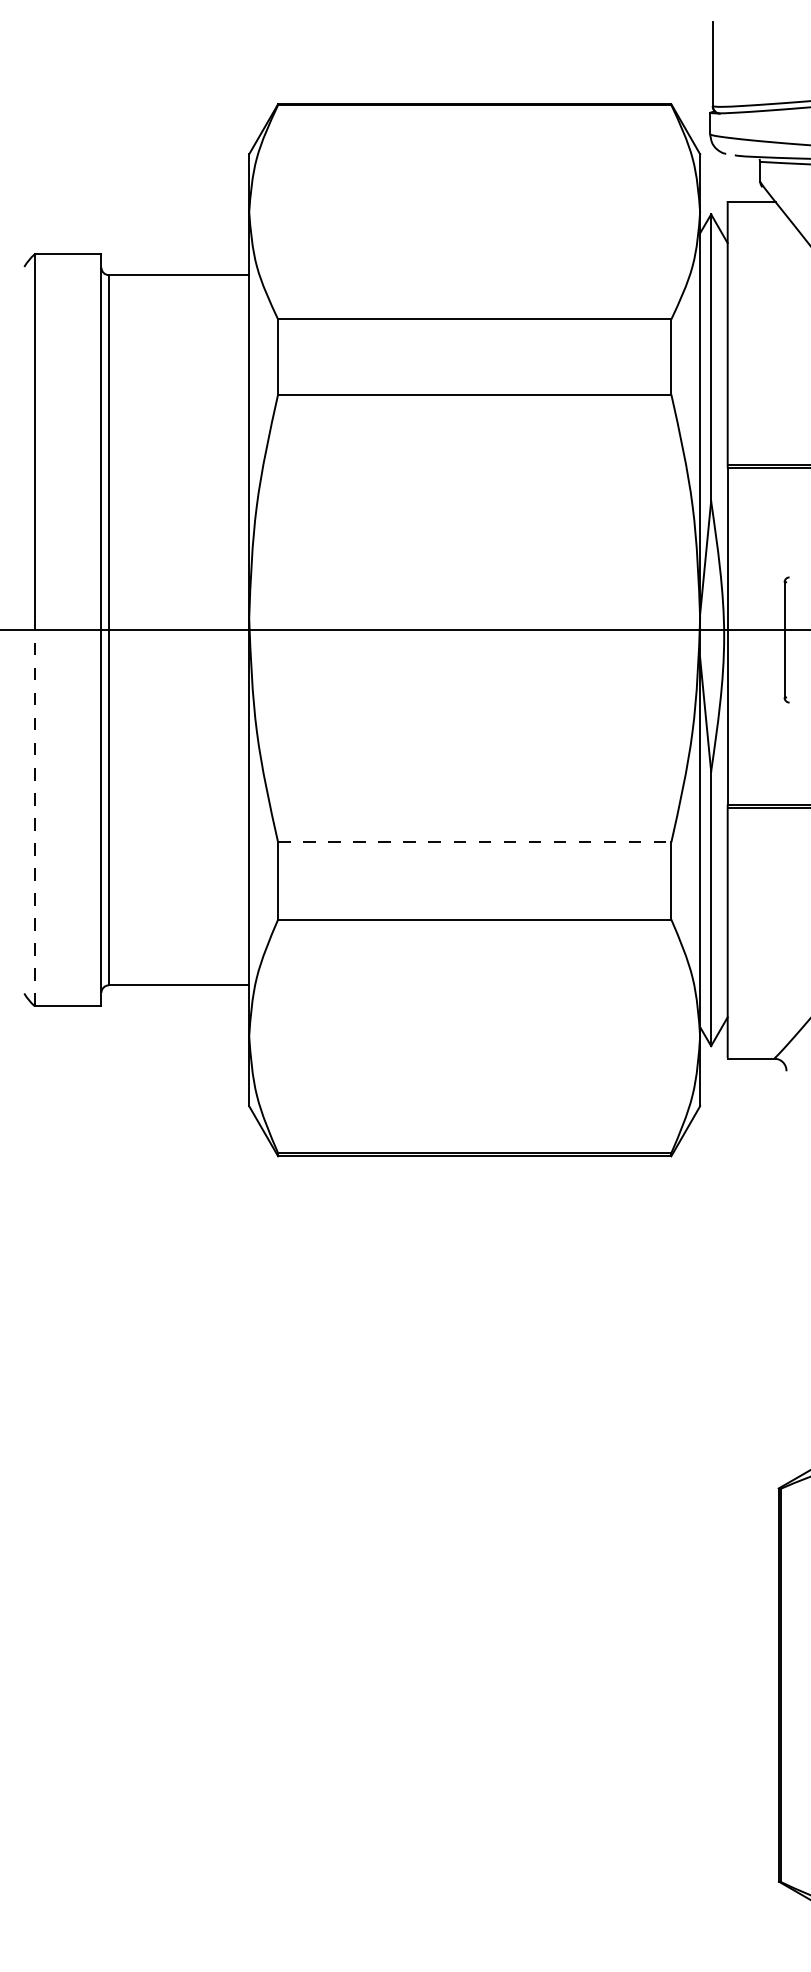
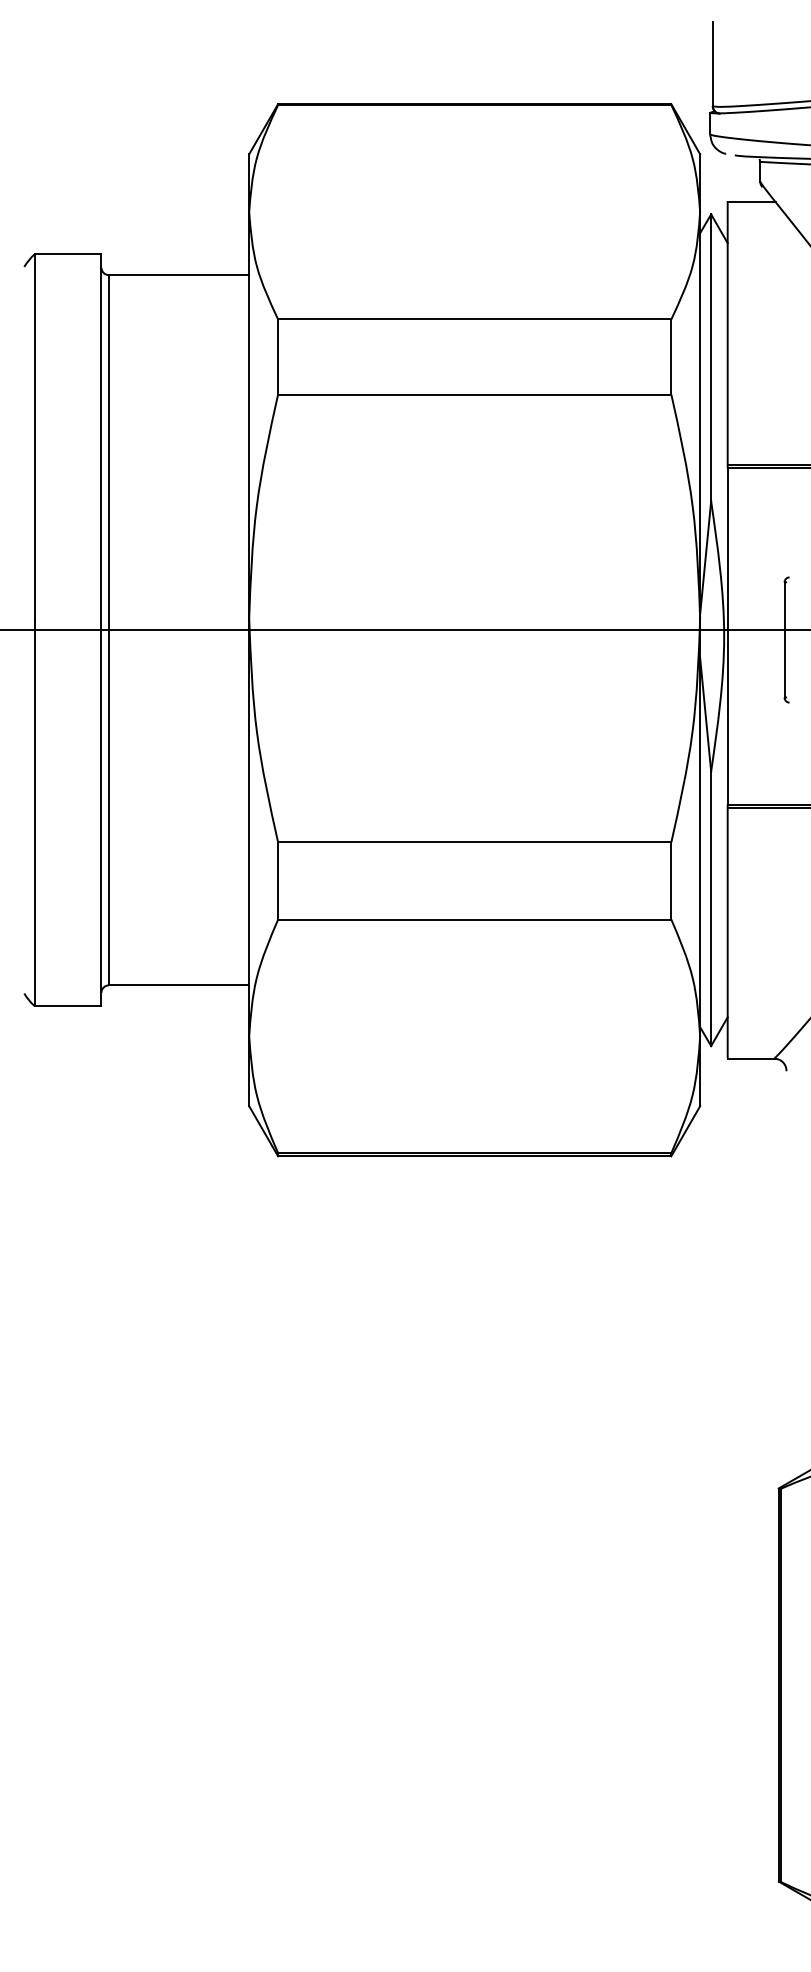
line: dashed -> solid (34, 813)
line: dashed -> solid (474, 842)
